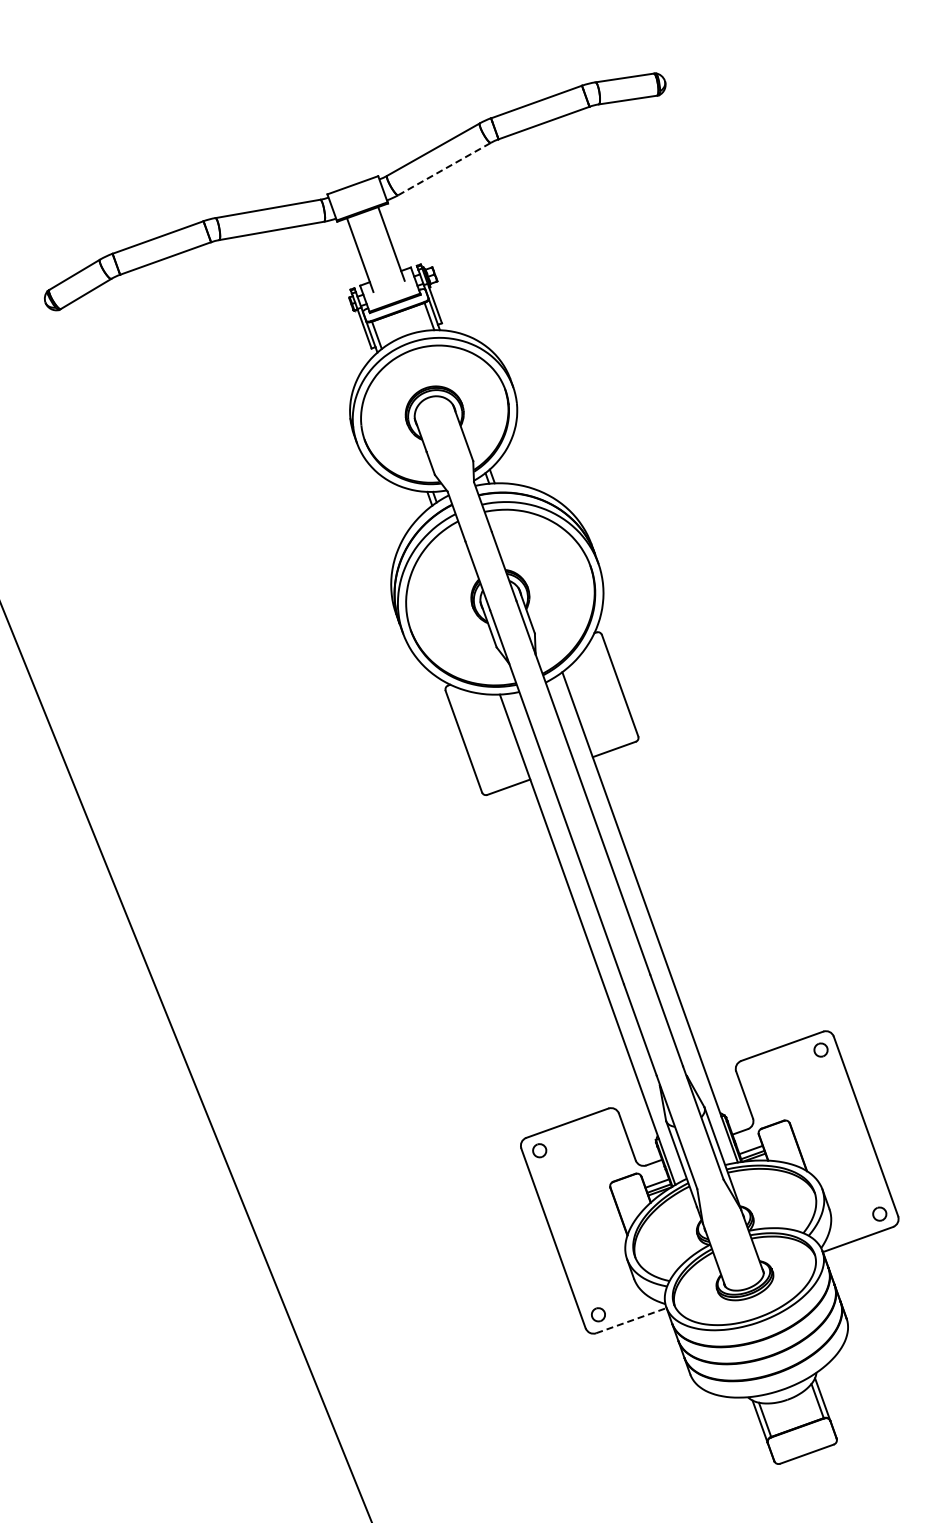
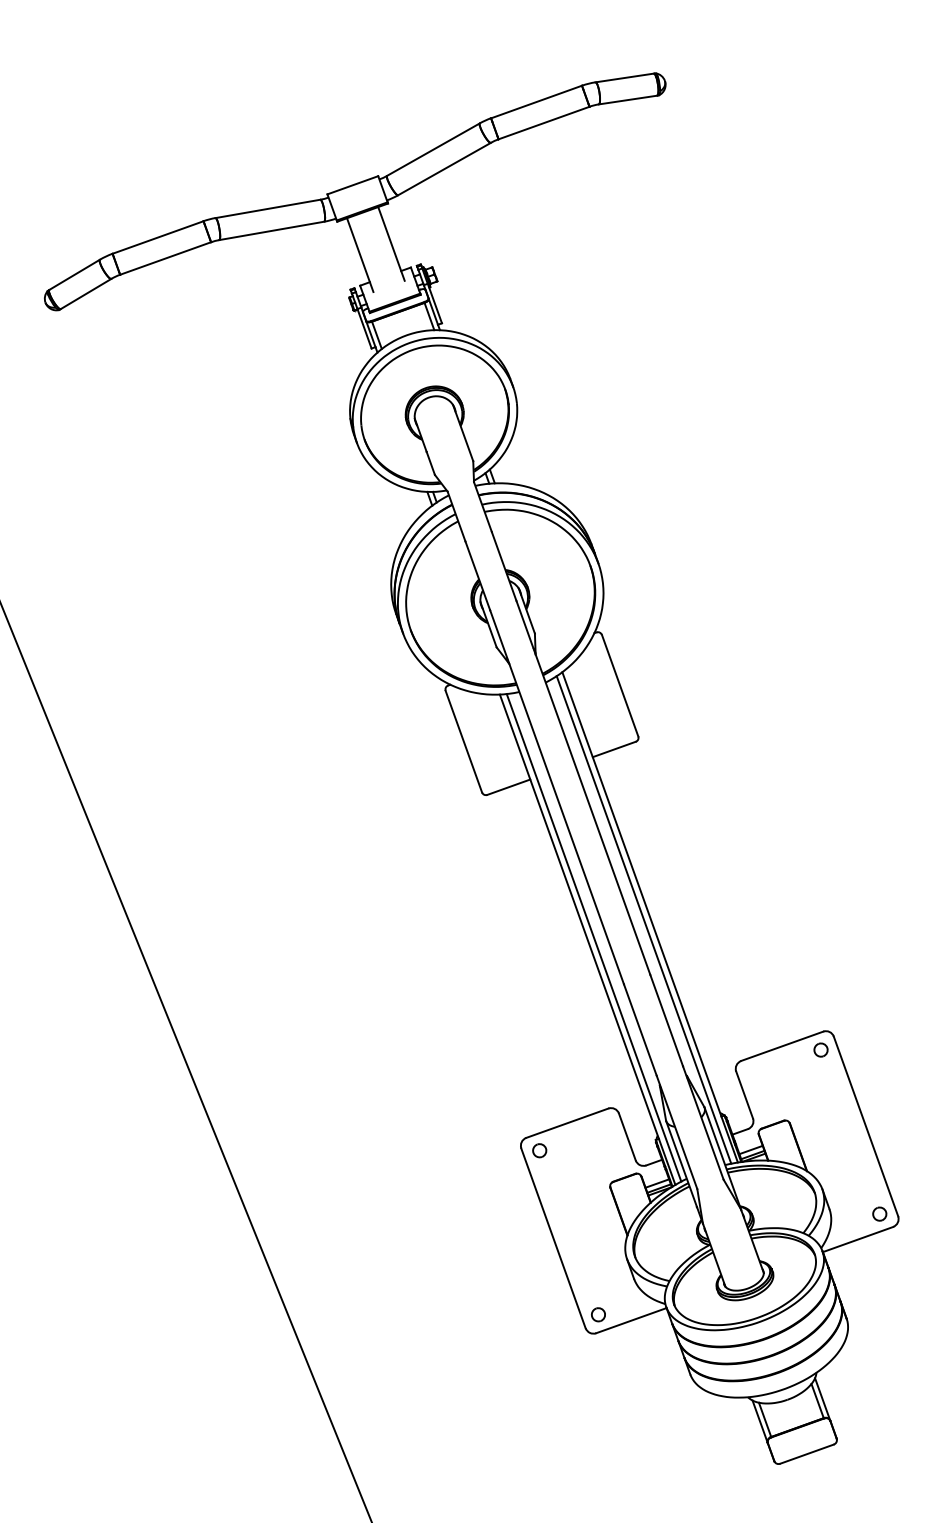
line: dashed -> solid (444, 168)
line: none -> present (643, 919)
line: none -> present (593, 937)
line: dashed -> solid (631, 1320)
